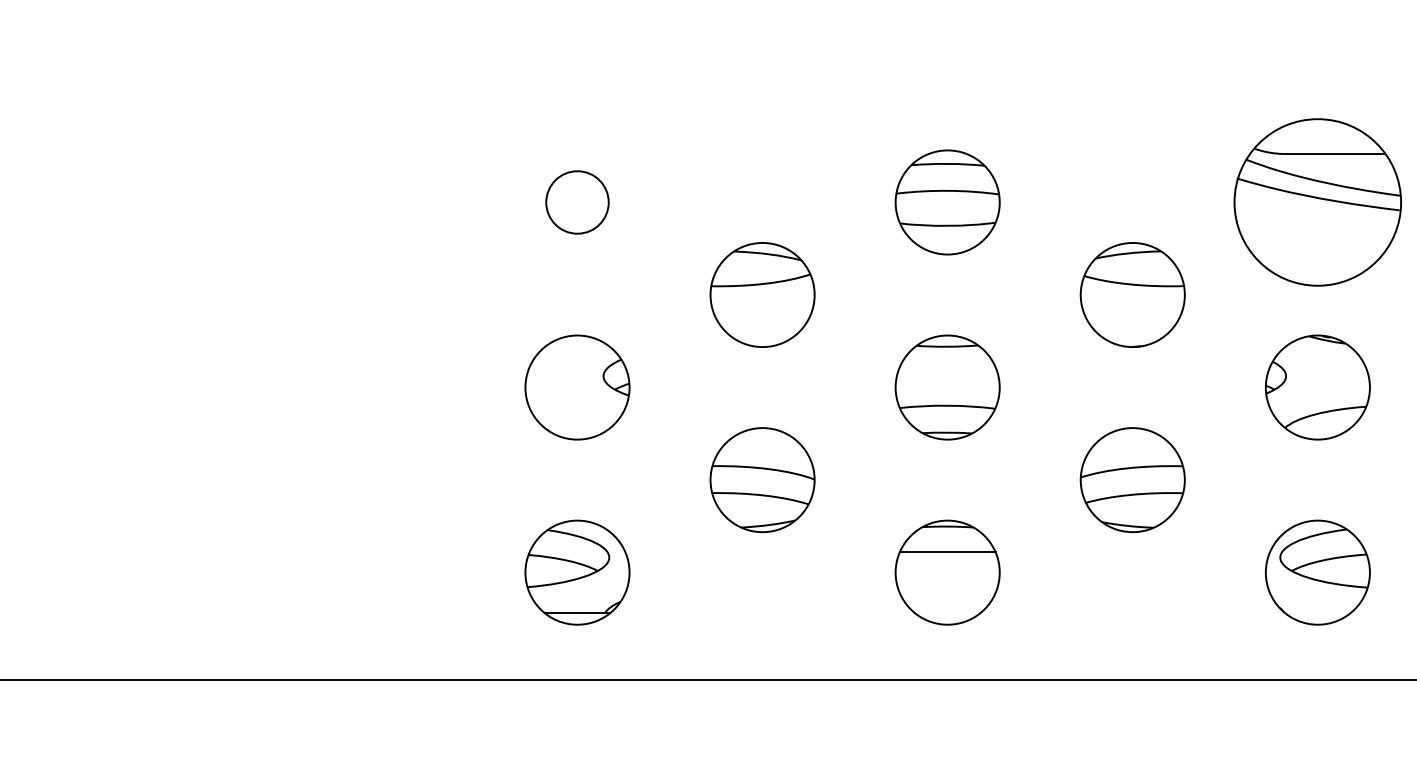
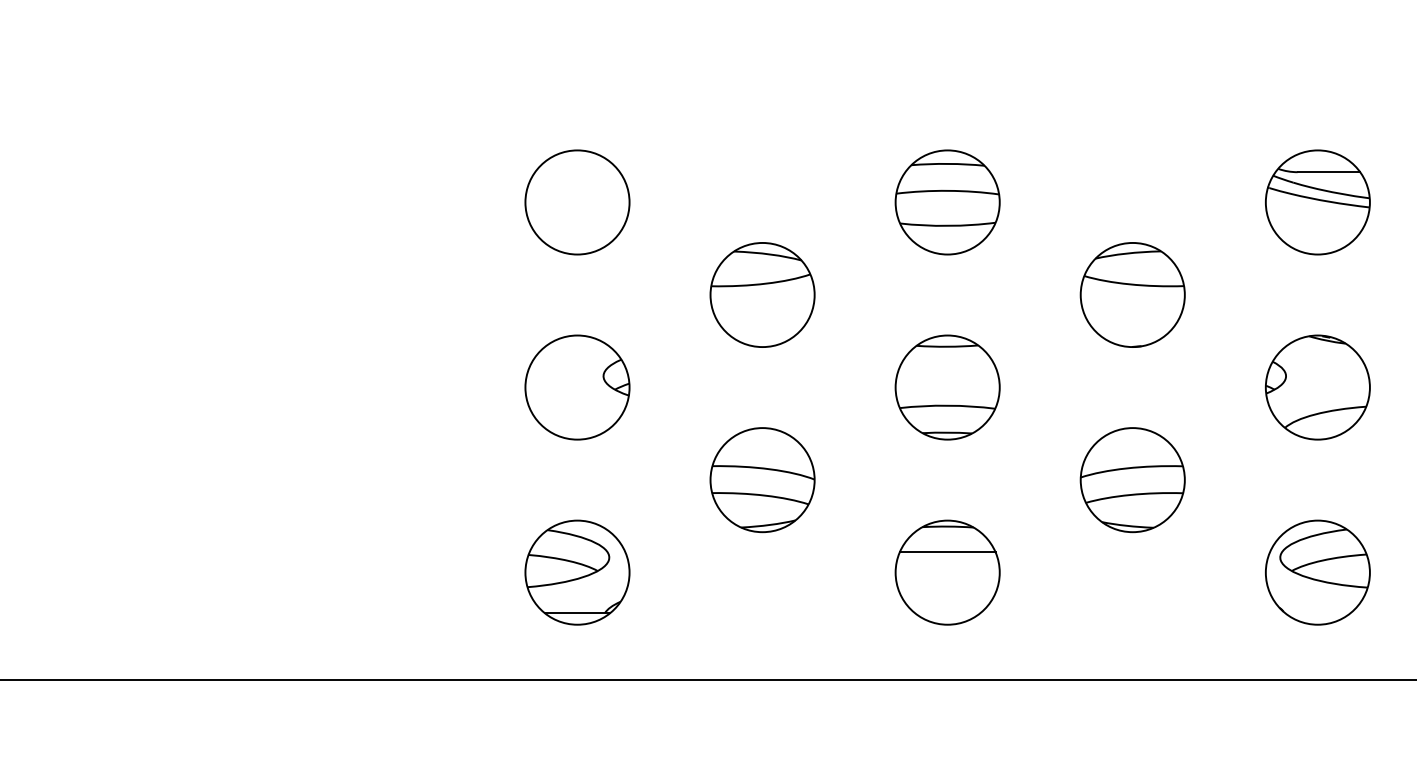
circle diameter: 62 px -> 104 px (577, 202)
part size: 169x169 px -> 106x107 px (1317, 202)
